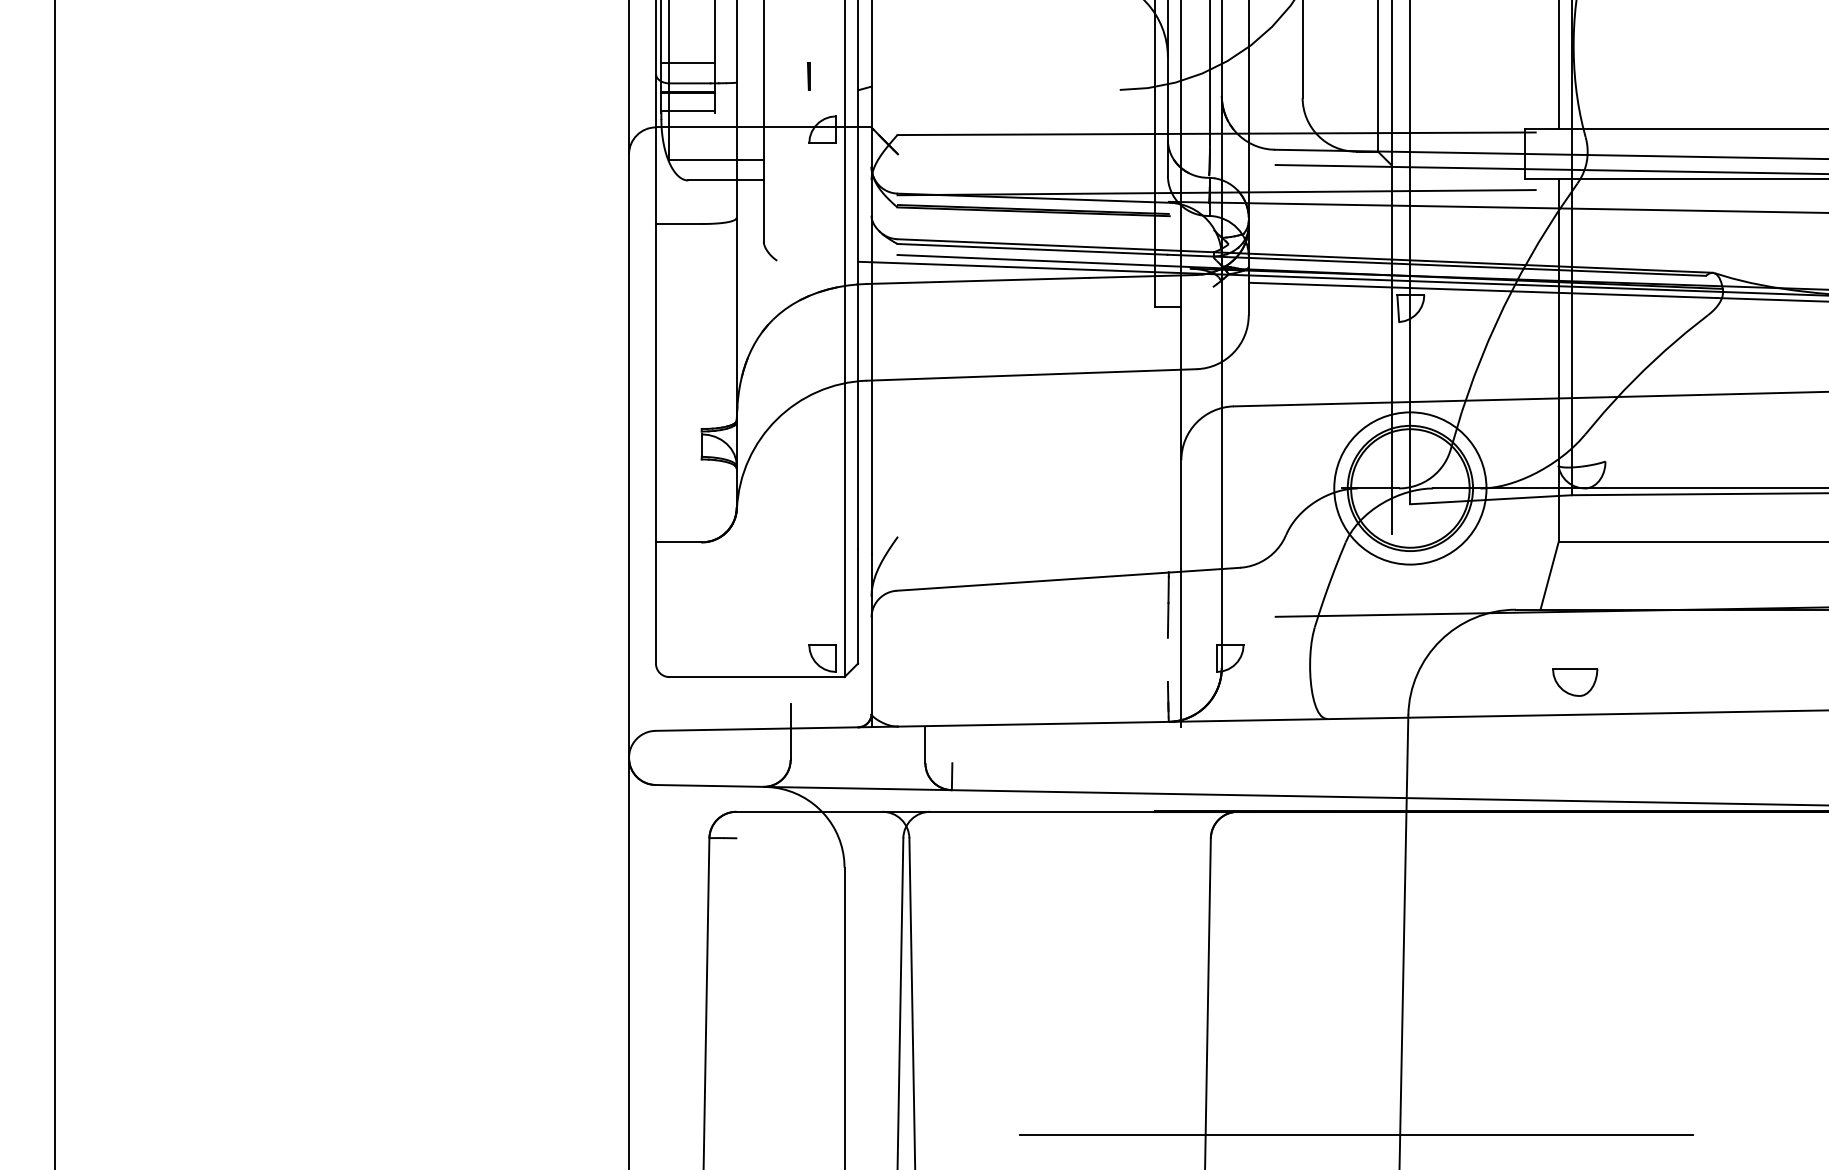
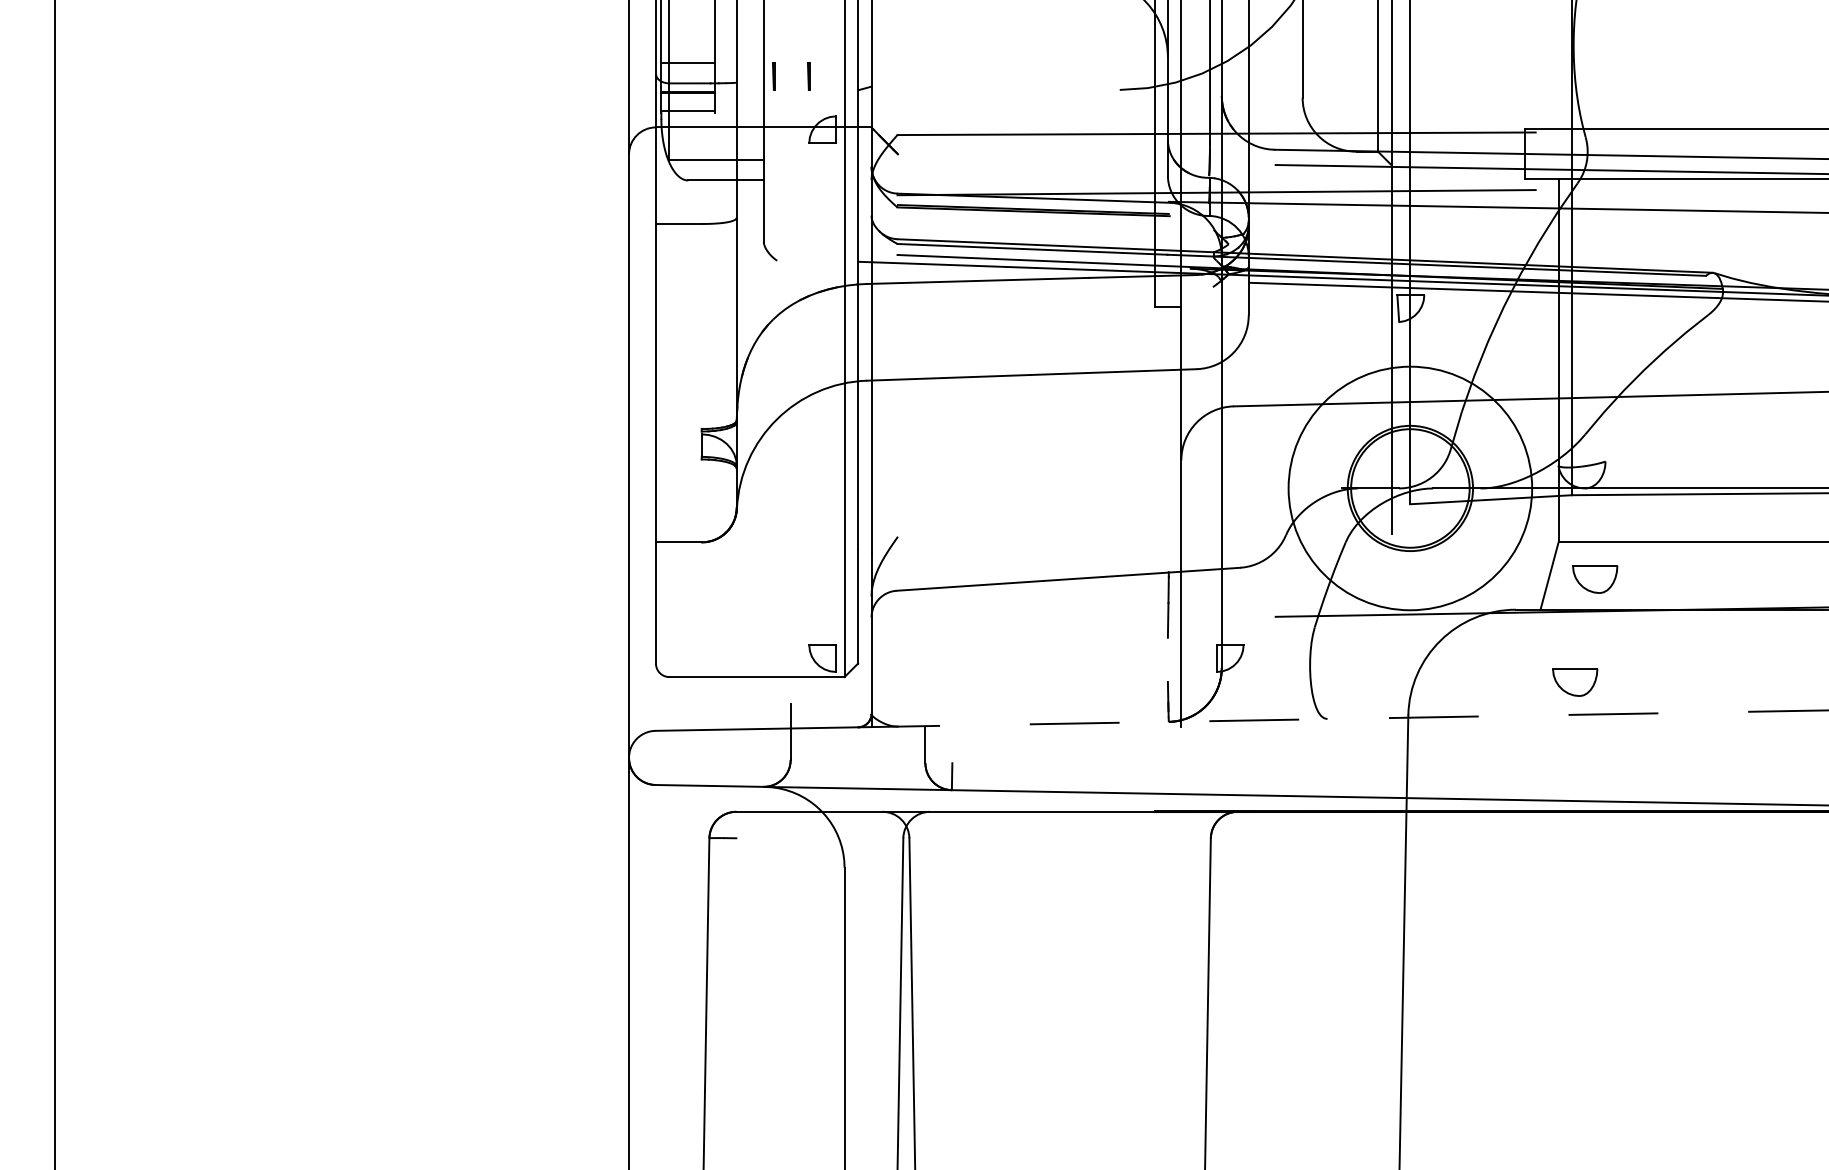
line: present -> none (1558, 65)
line: none -> present (773, 76)
circle diameter: 152 px -> 244 px (1410, 488)
part: none -> present (1595, 579)
line: solid -> dashed (1362, 718)
line: present -> none (1356, 1135)
